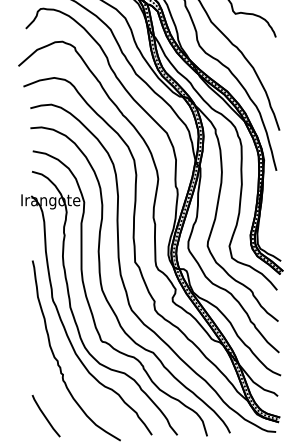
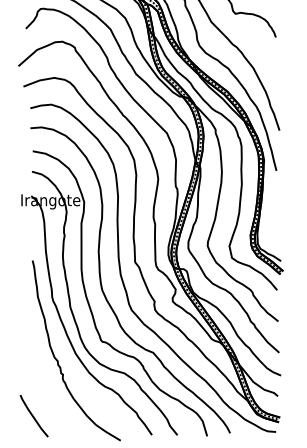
line position: (45, 416) -> (33, 416) (33, 416)
